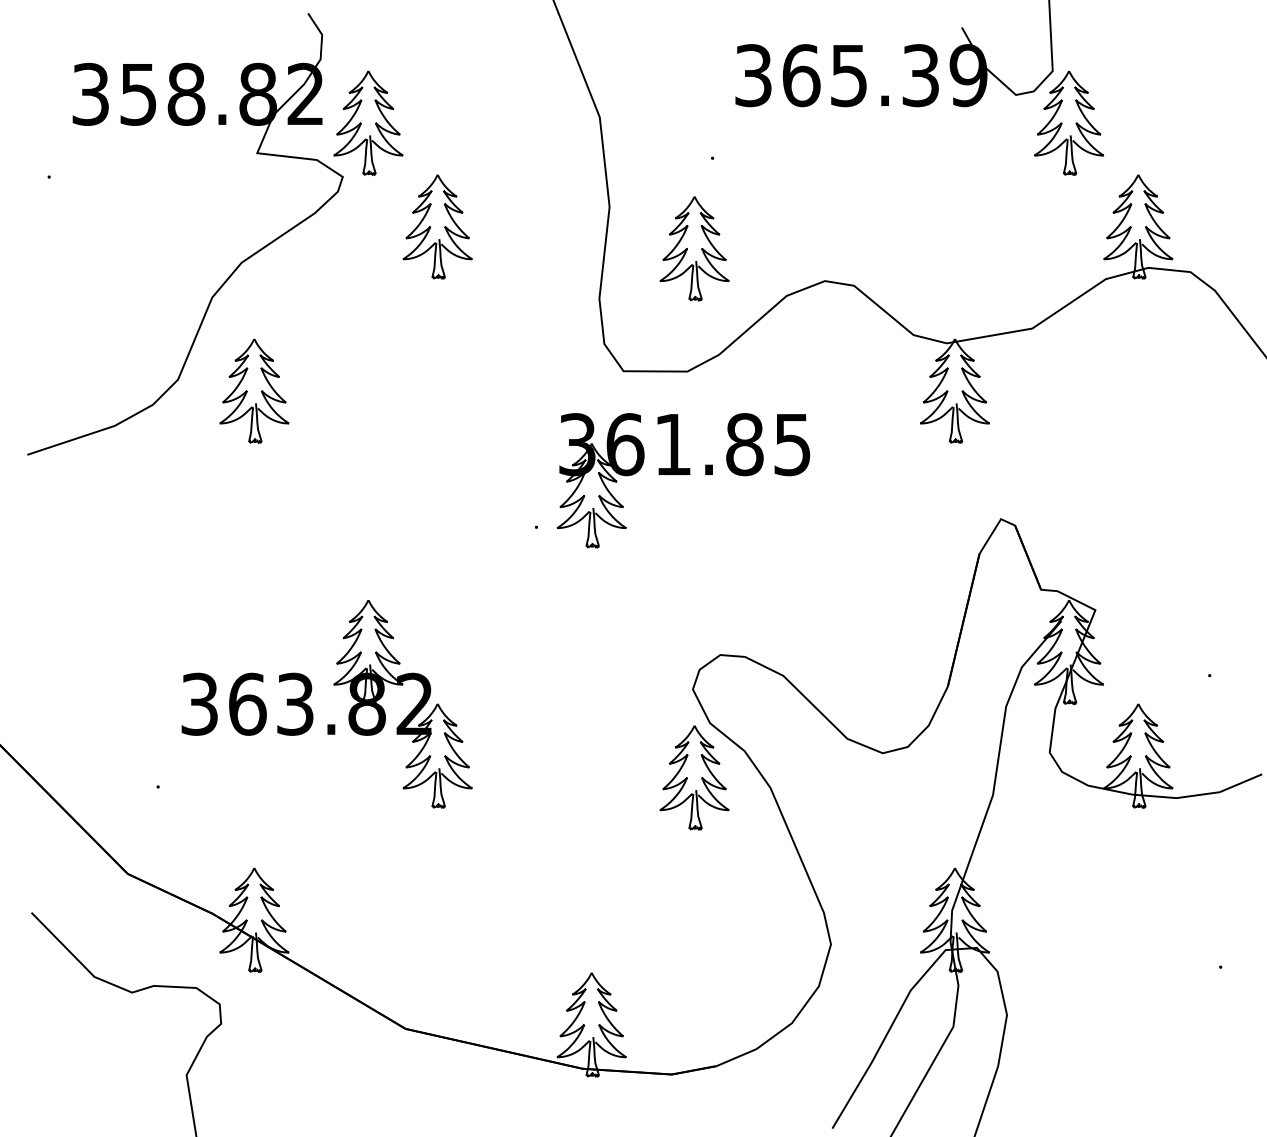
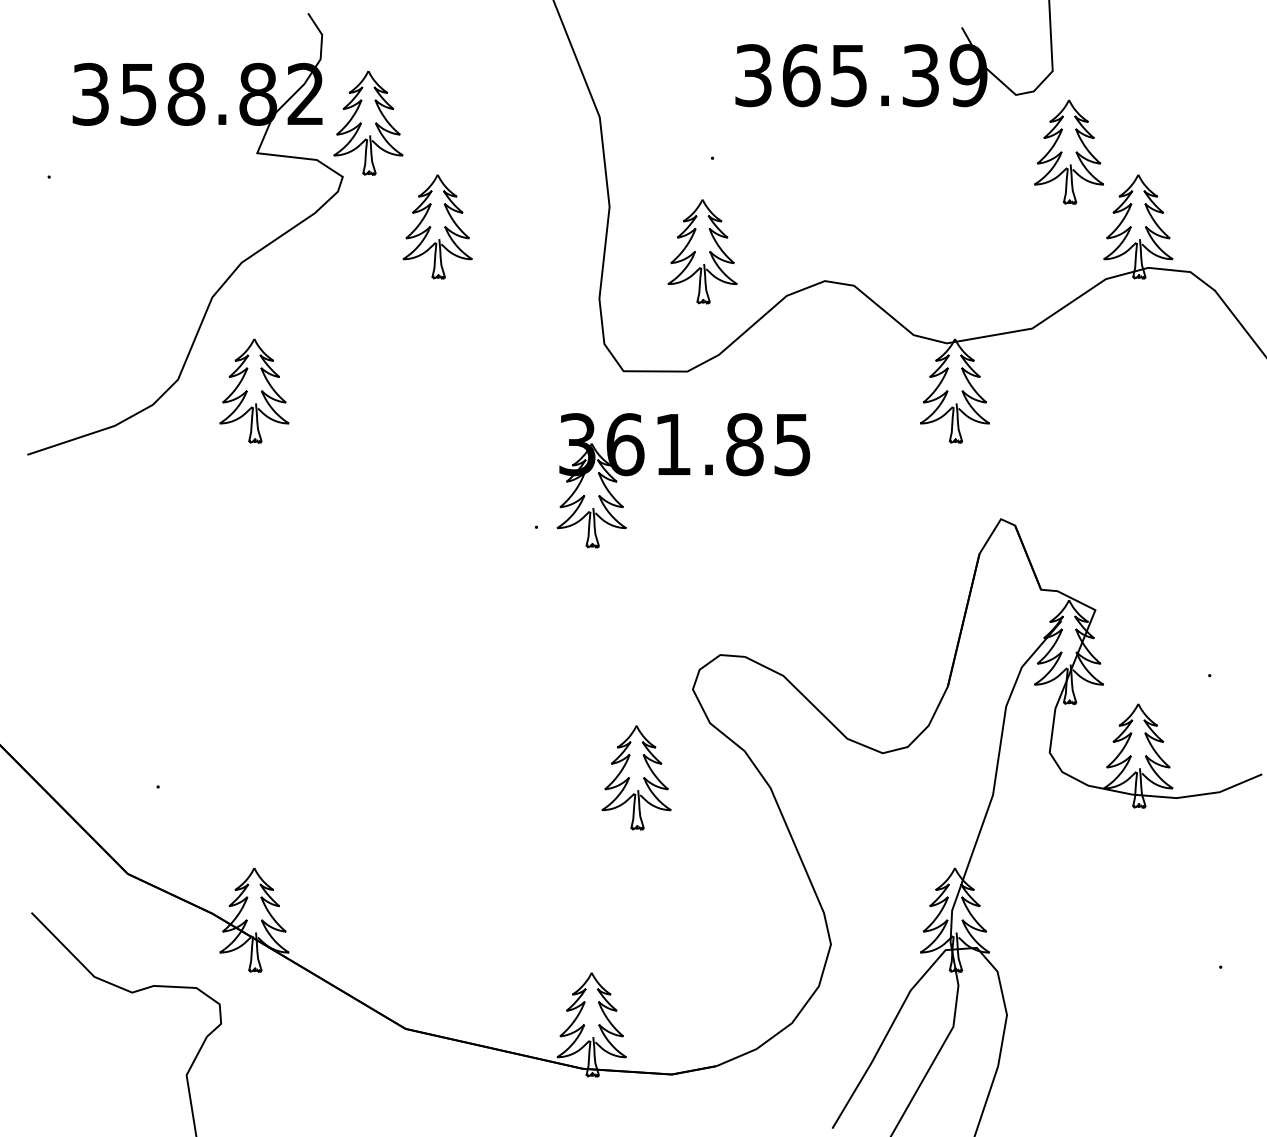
part position: (1068, 122) -> (1068, 151) (1068, 151)
part position: (694, 248) -> (702, 251) (702, 251)
part: present -> none (312, 710)
part position: (694, 777) -> (636, 777) (636, 777)
